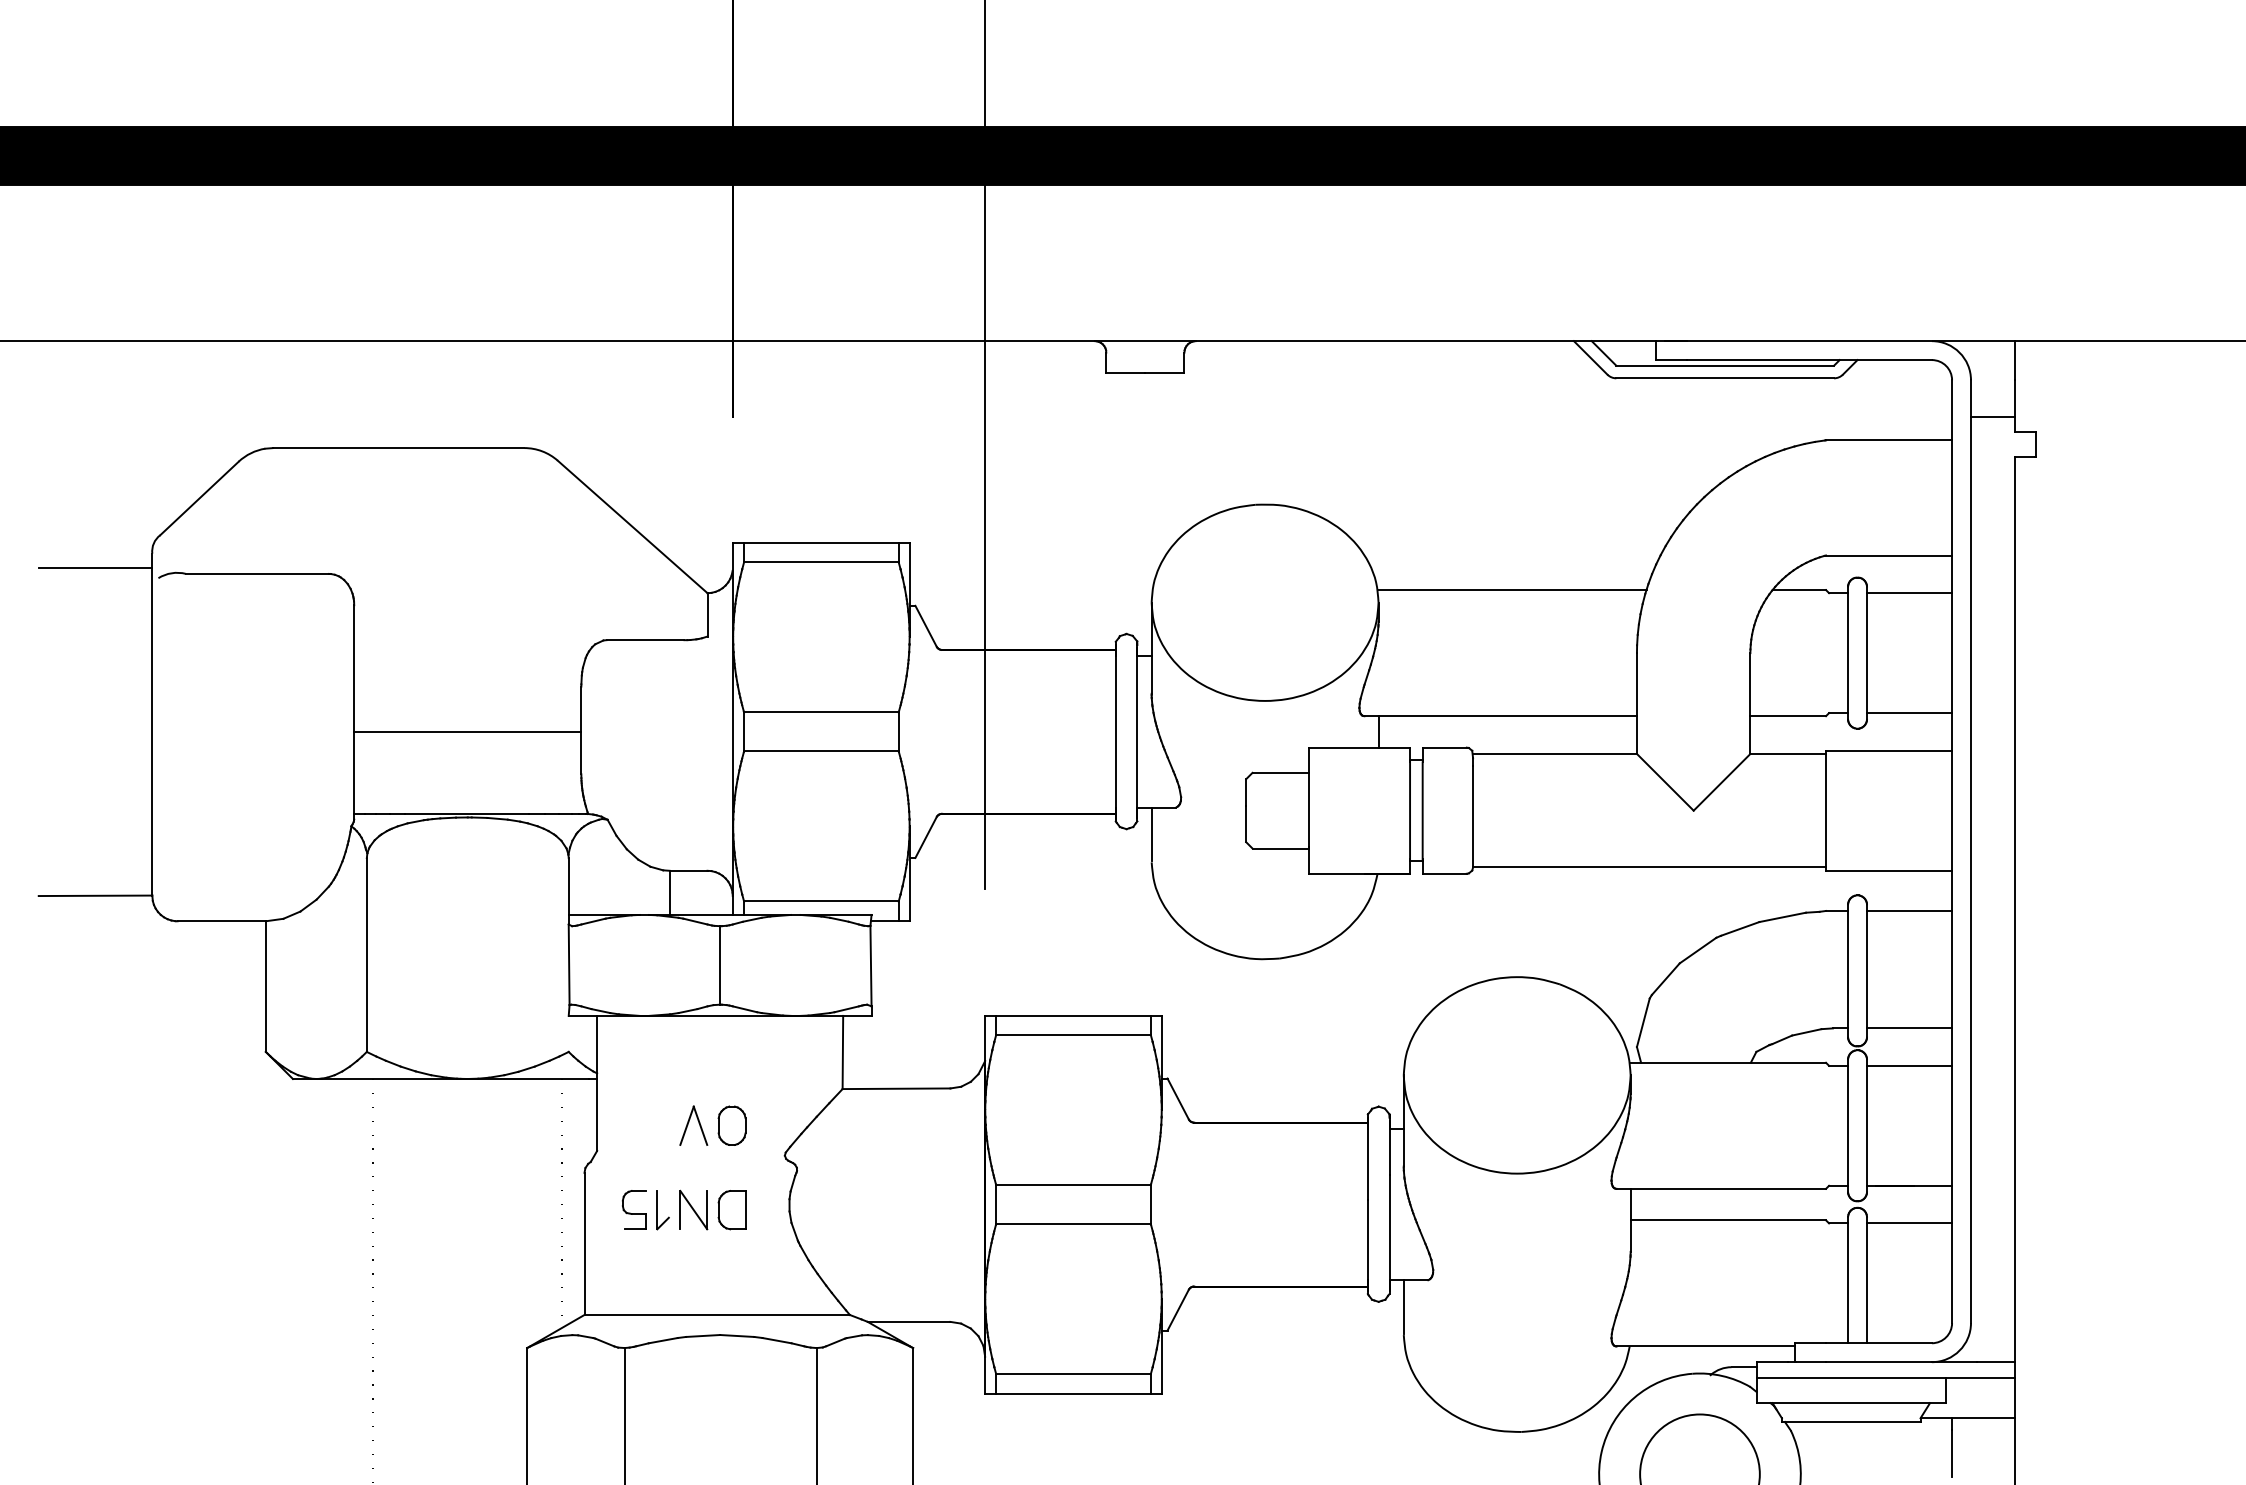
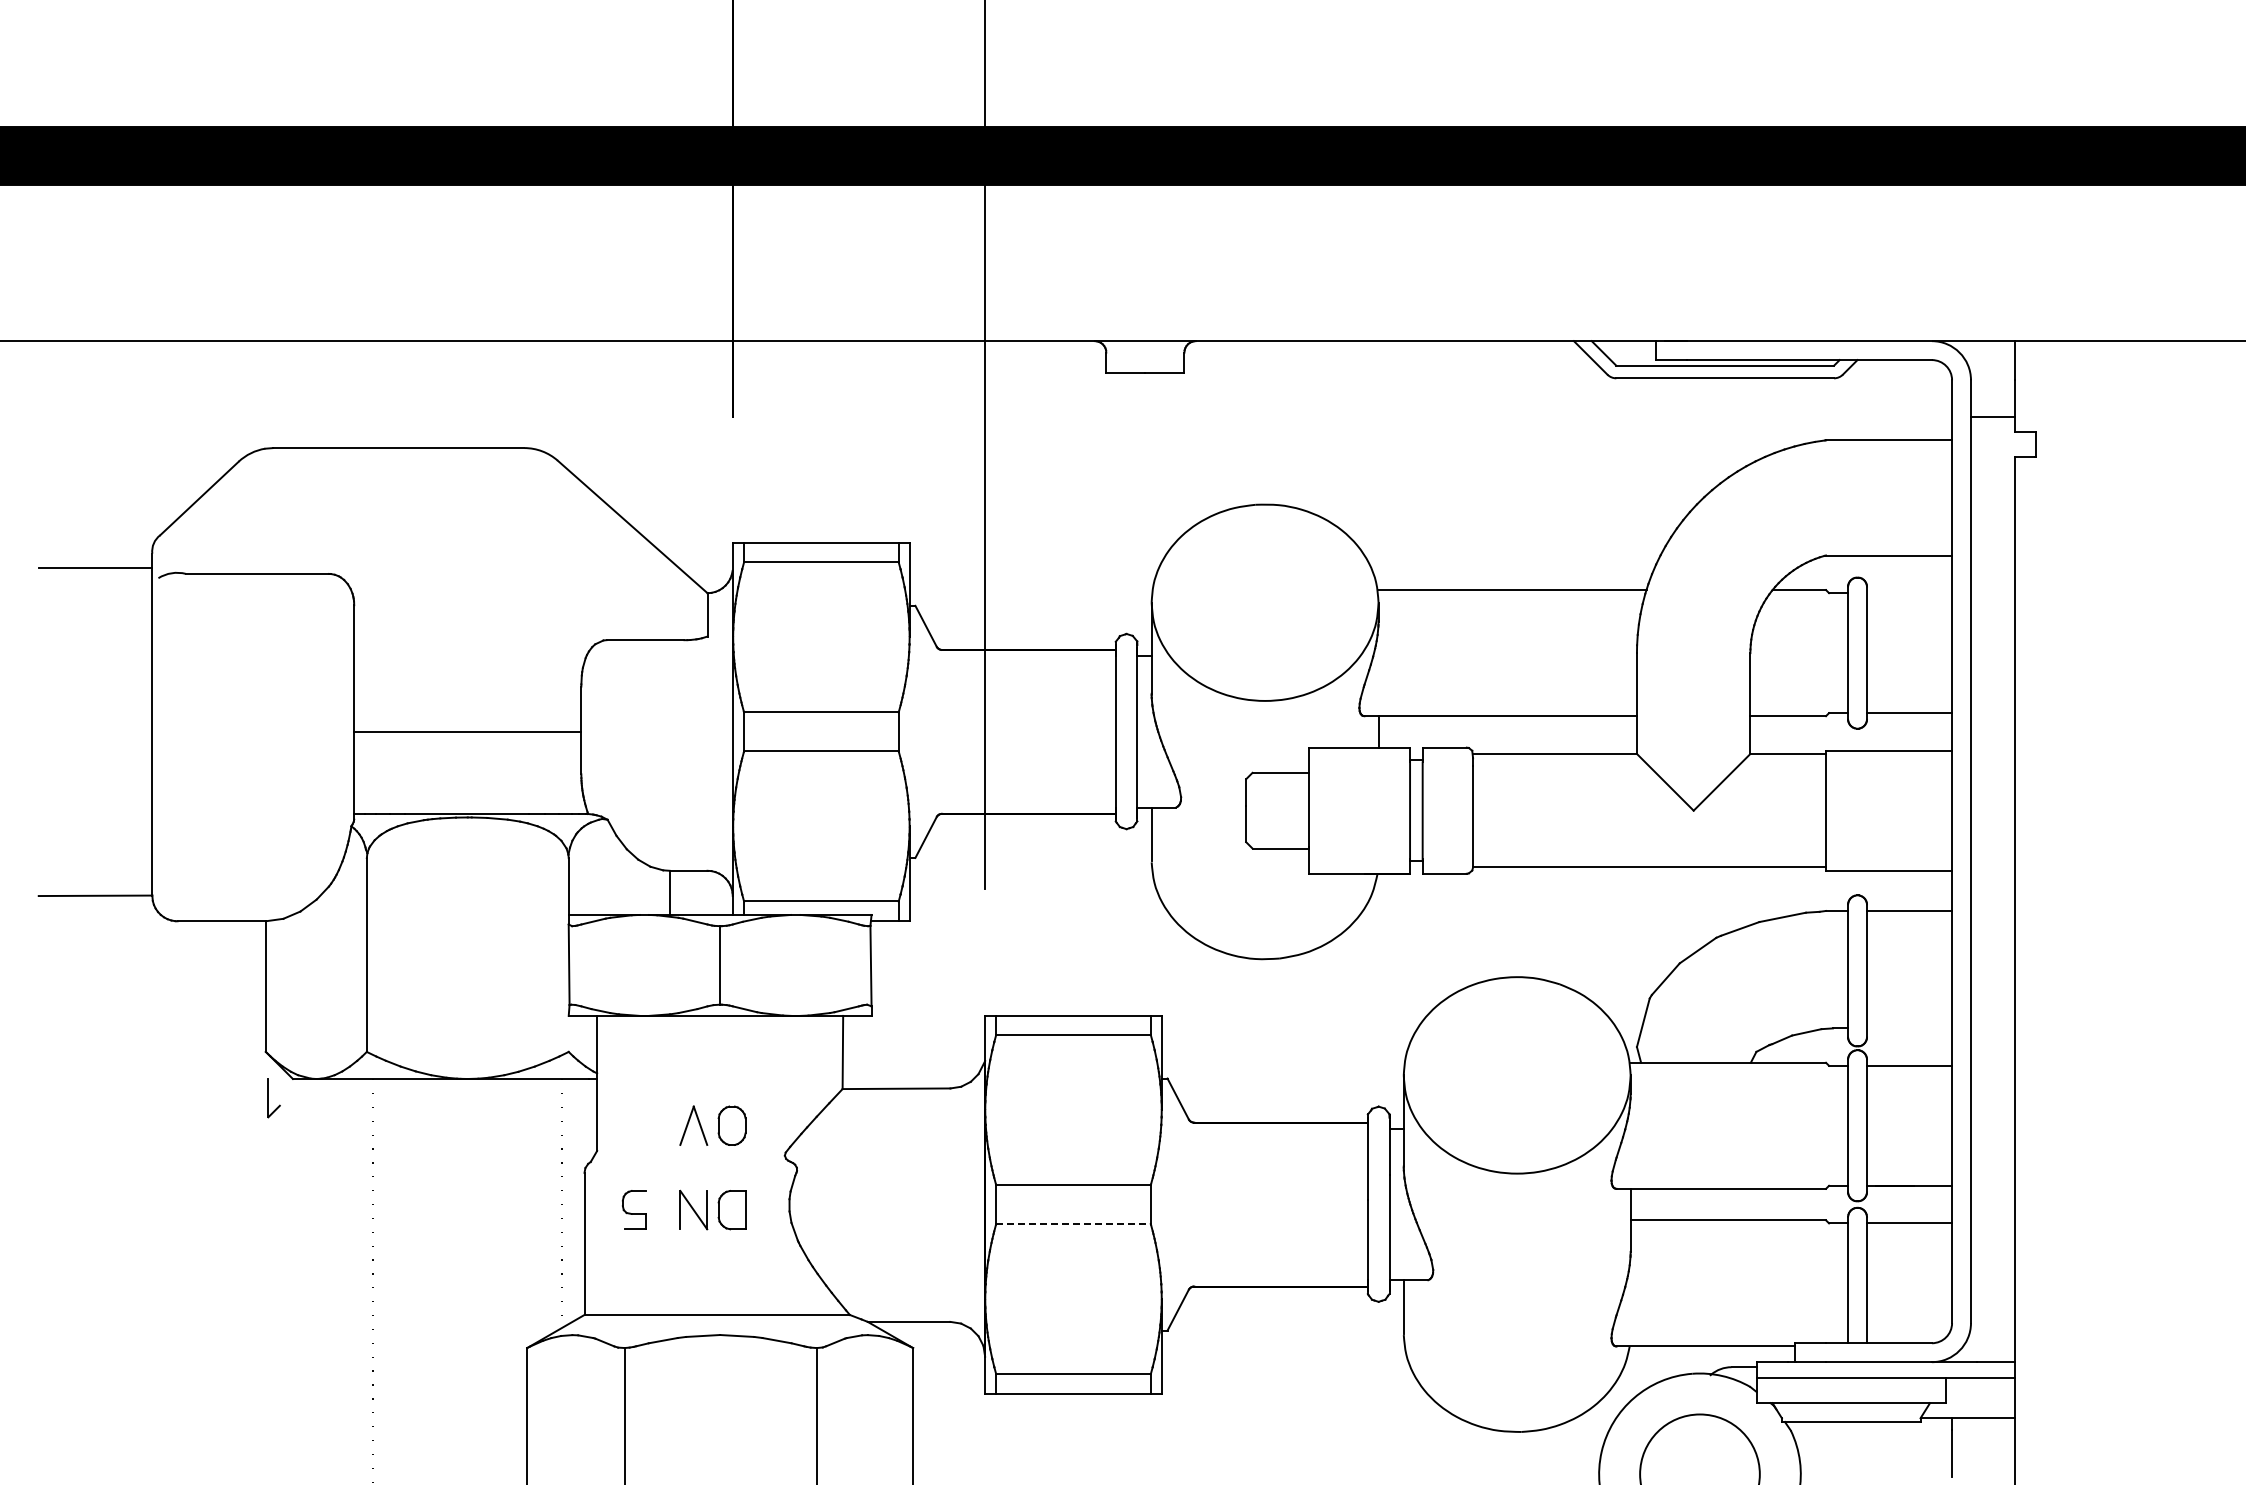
line: present -> none (1909, 593)
line: present -> none (1909, 1028)
part position: (662, 1210) -> (273, 1098) (273, 1098)
line: solid -> dashed (1074, 1224)
